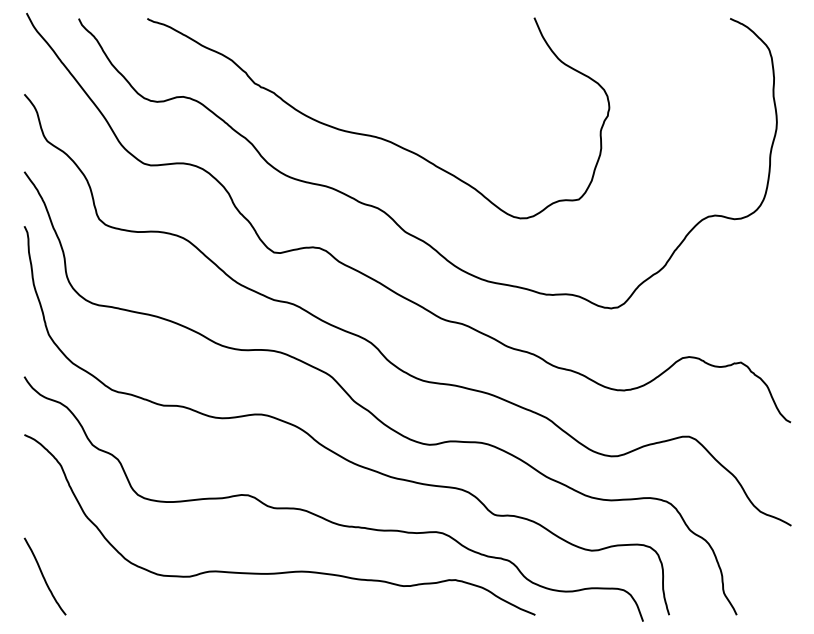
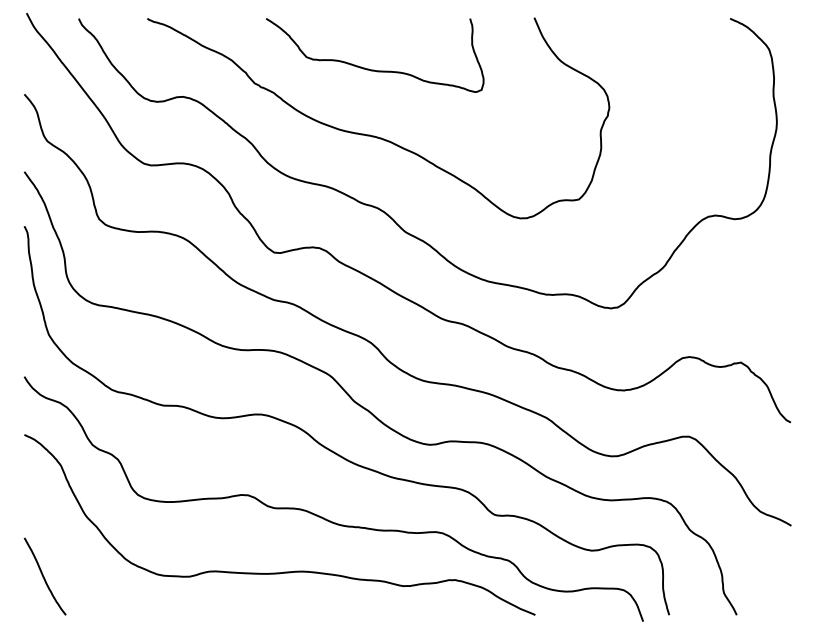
curve: none -> present (374, 69)
